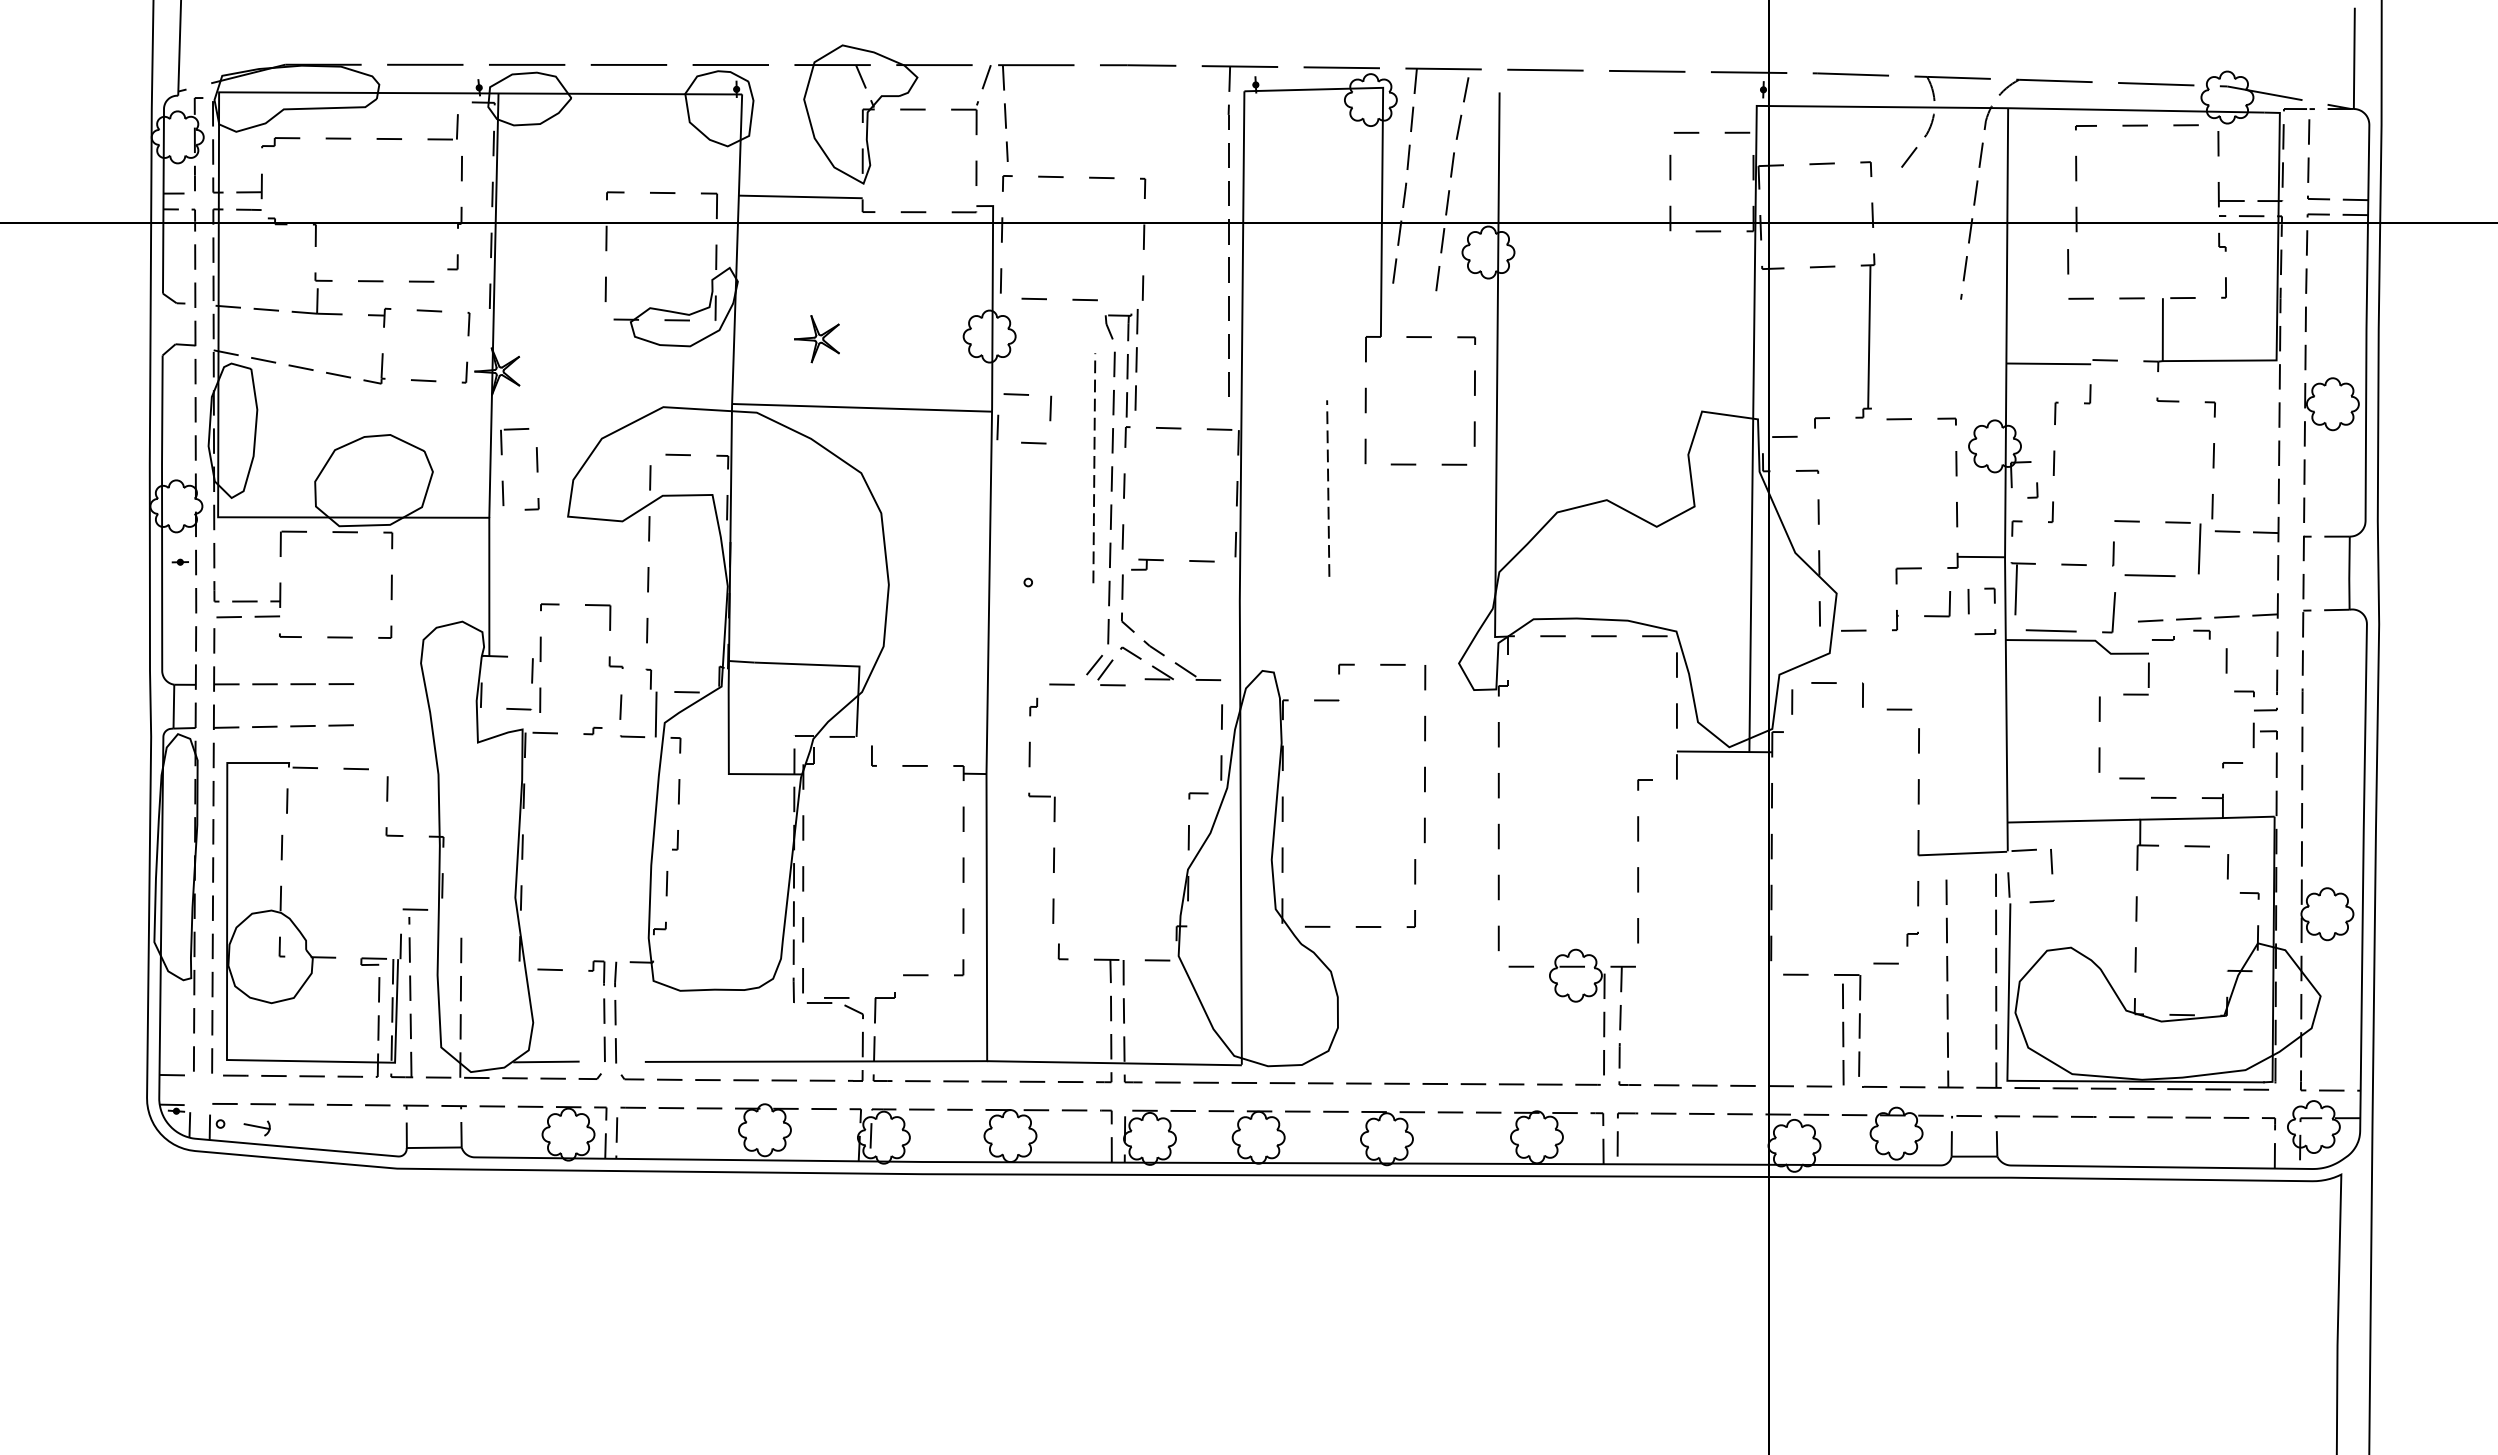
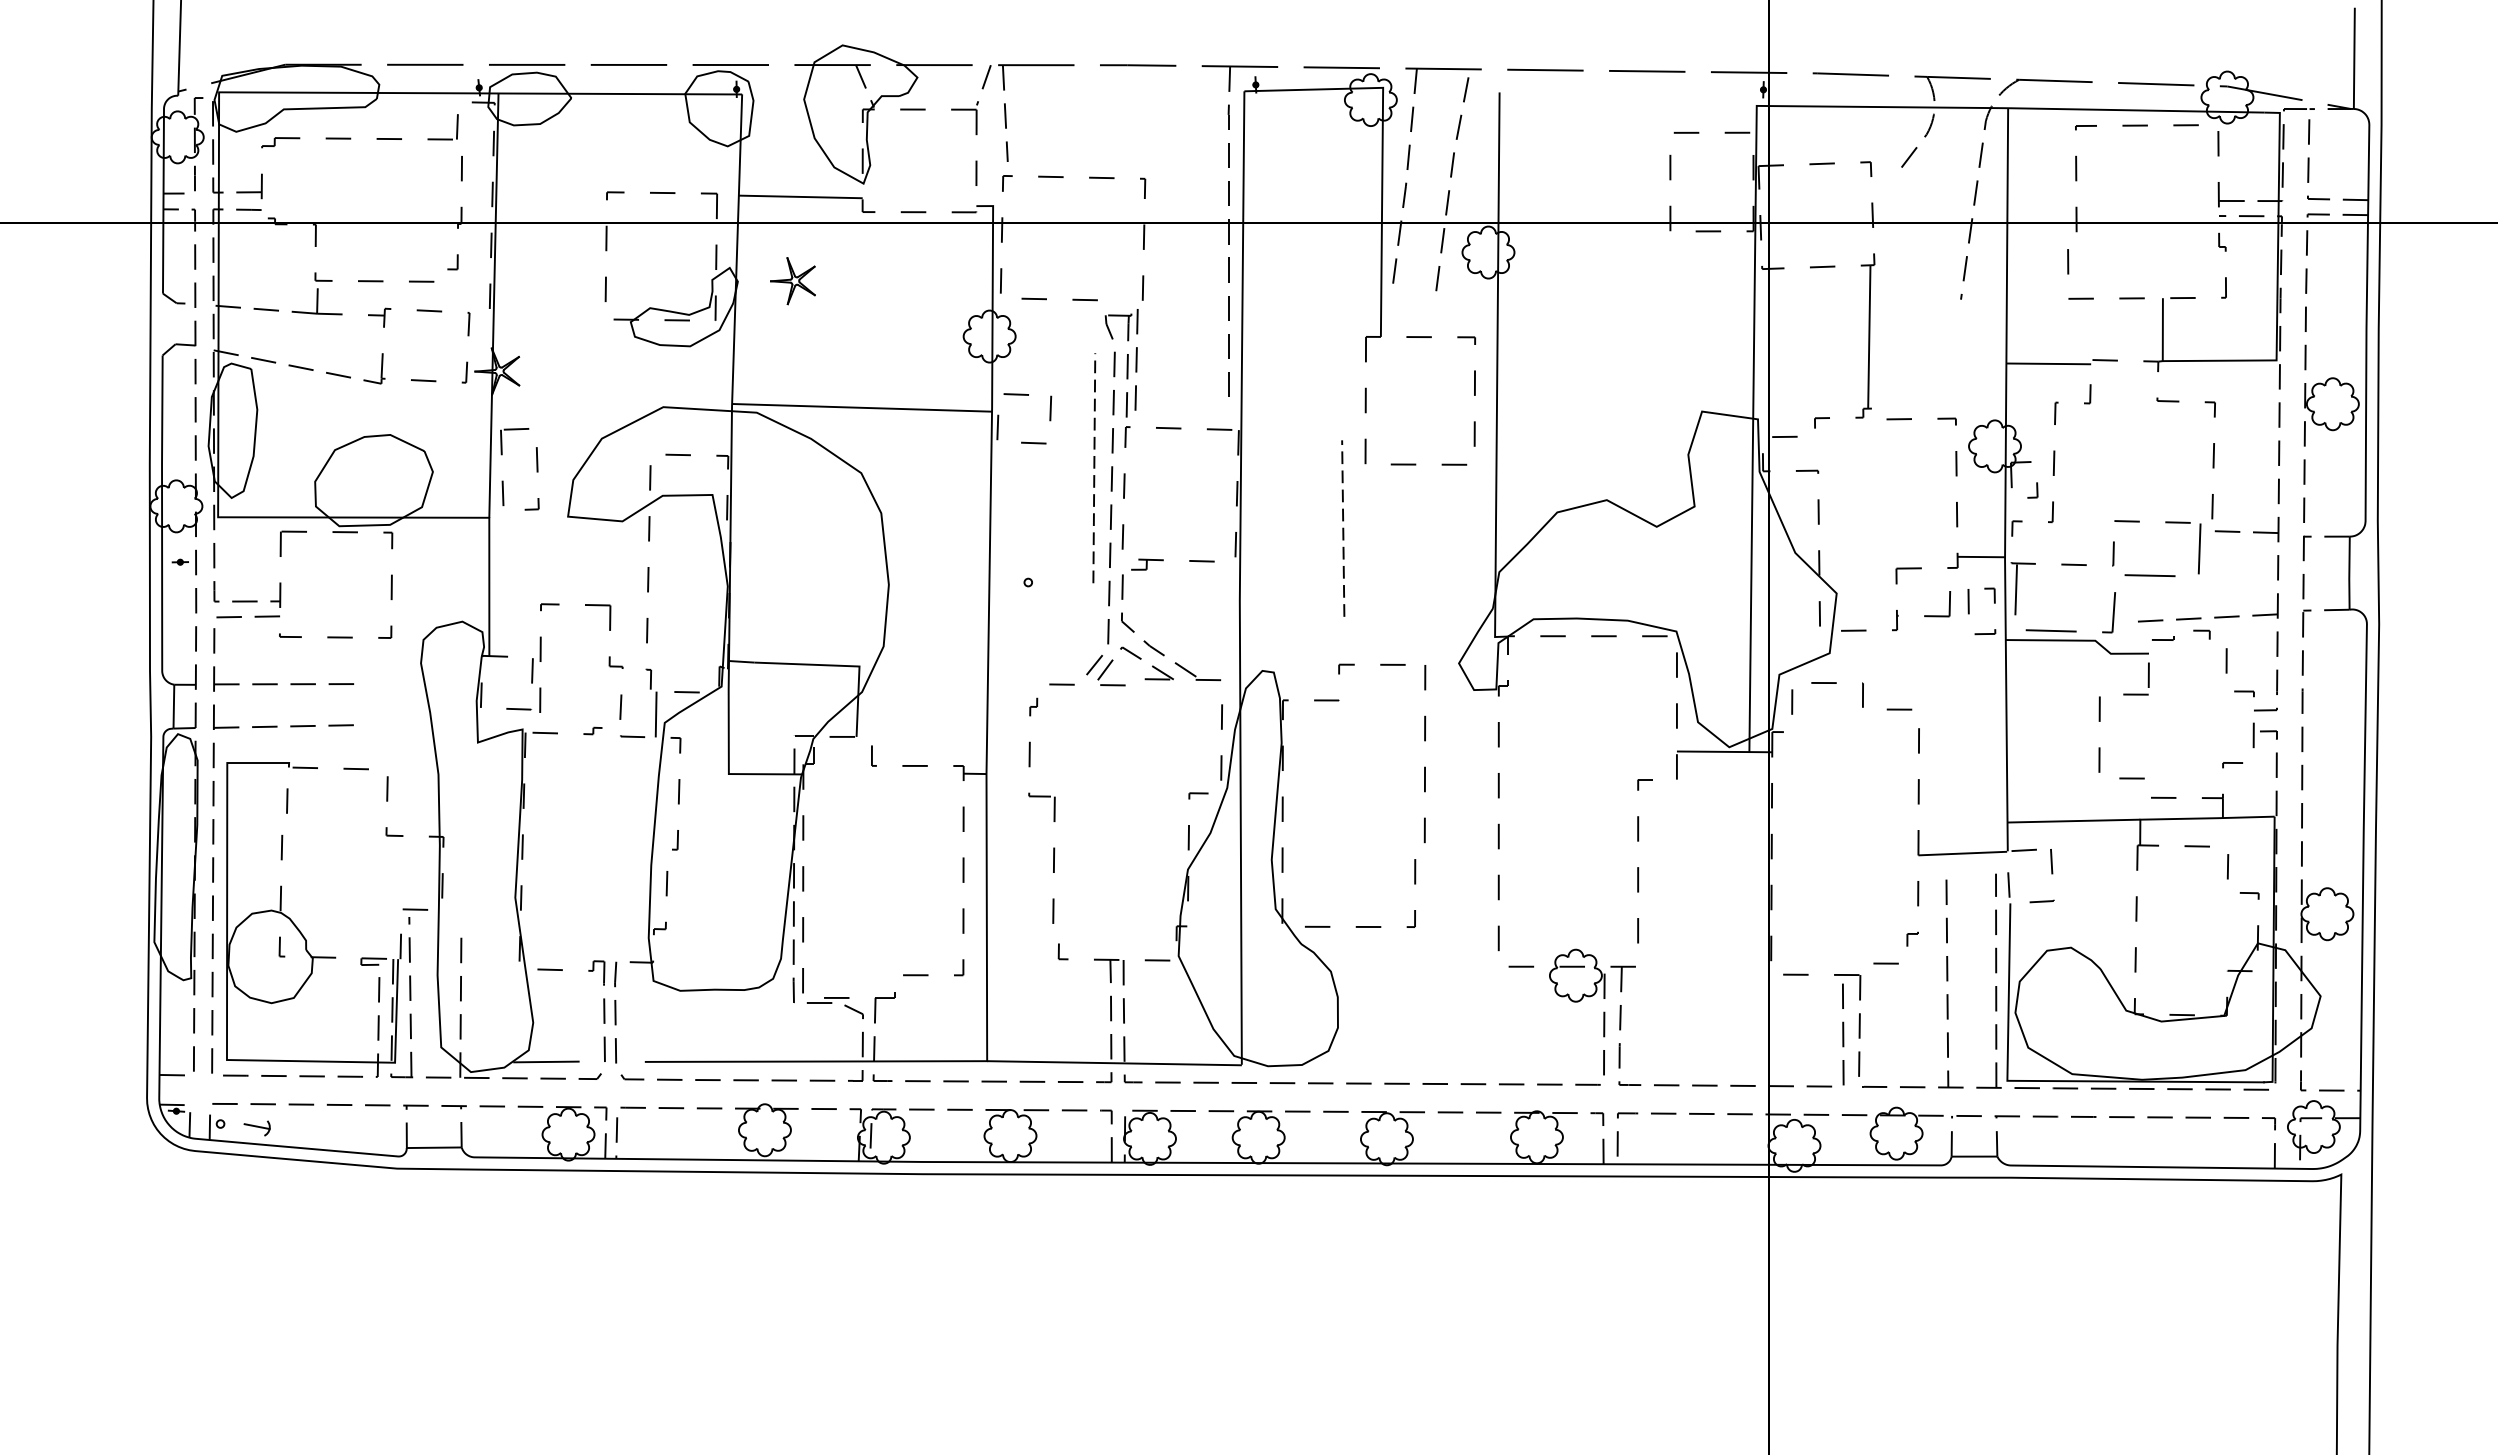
part position: (816, 339) -> (792, 281) (792, 281)
line position: (1328, 488) -> (1343, 528) (1343, 528)
